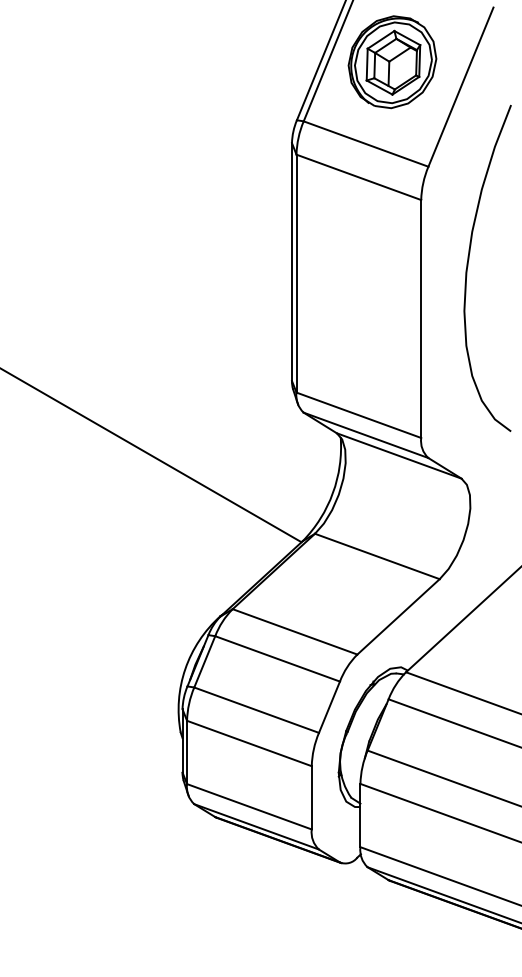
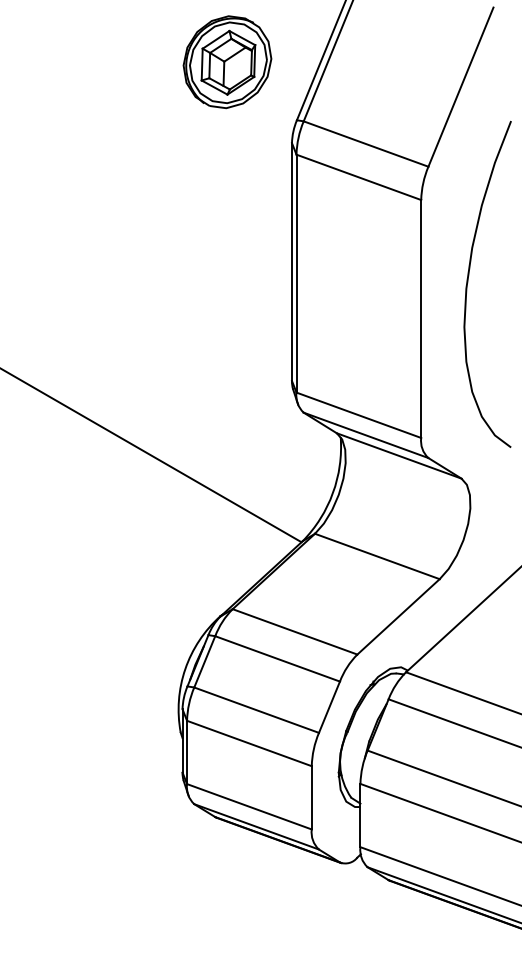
part position: (392, 62) -> (227, 62) (227, 62)
curve position: (468, 266) -> (468, 282) (468, 282)
